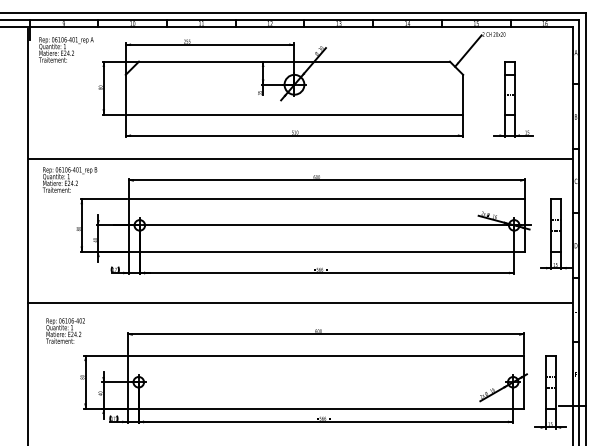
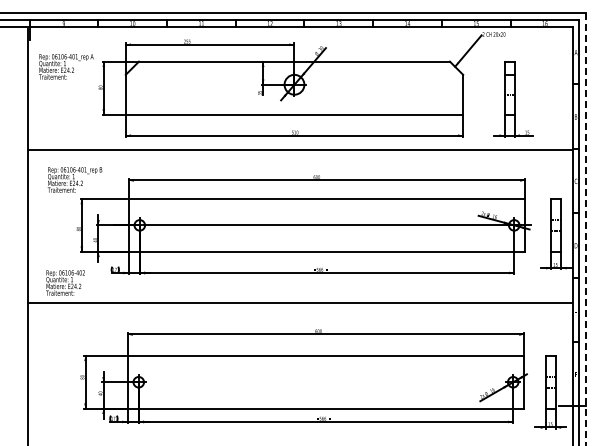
text position: (66, 49) -> (66, 66) (66, 66)
line position: (300, 158) -> (300, 149) (300, 149)
text position: (69, 179) -> (74, 179) (74, 179)
line: solid -> dashed (585, 229)
text position: (65, 330) -> (65, 282) (65, 282)
